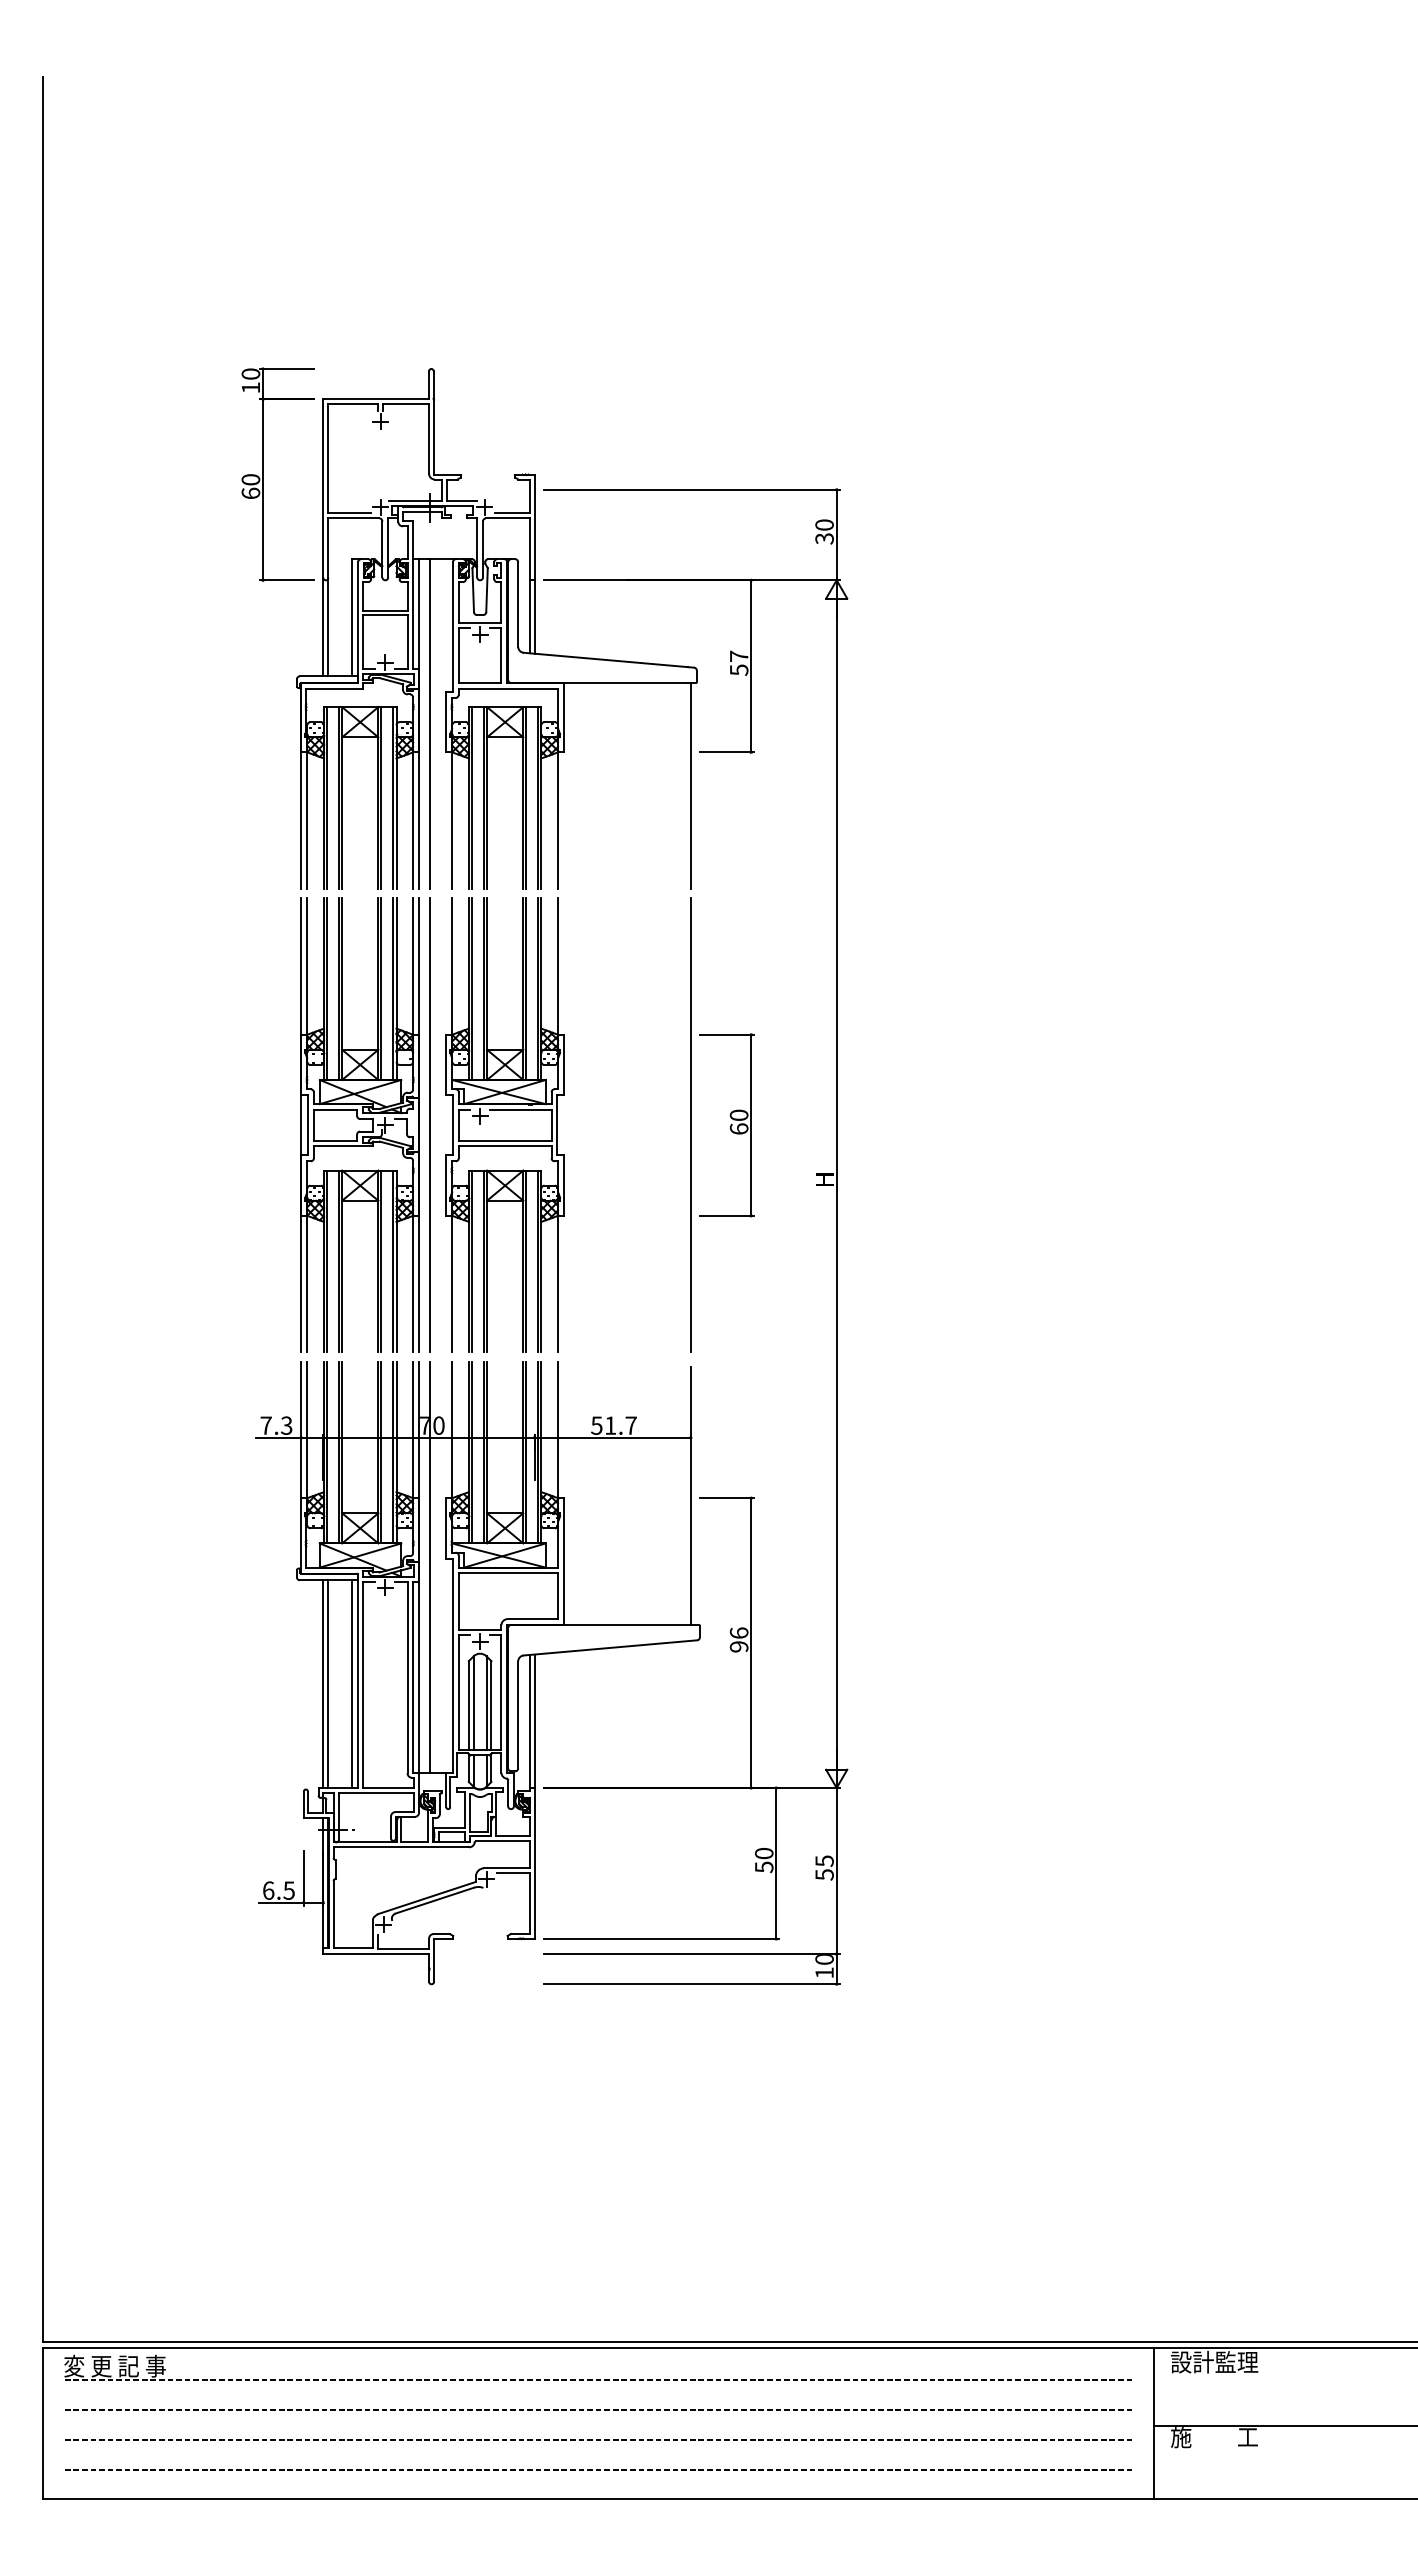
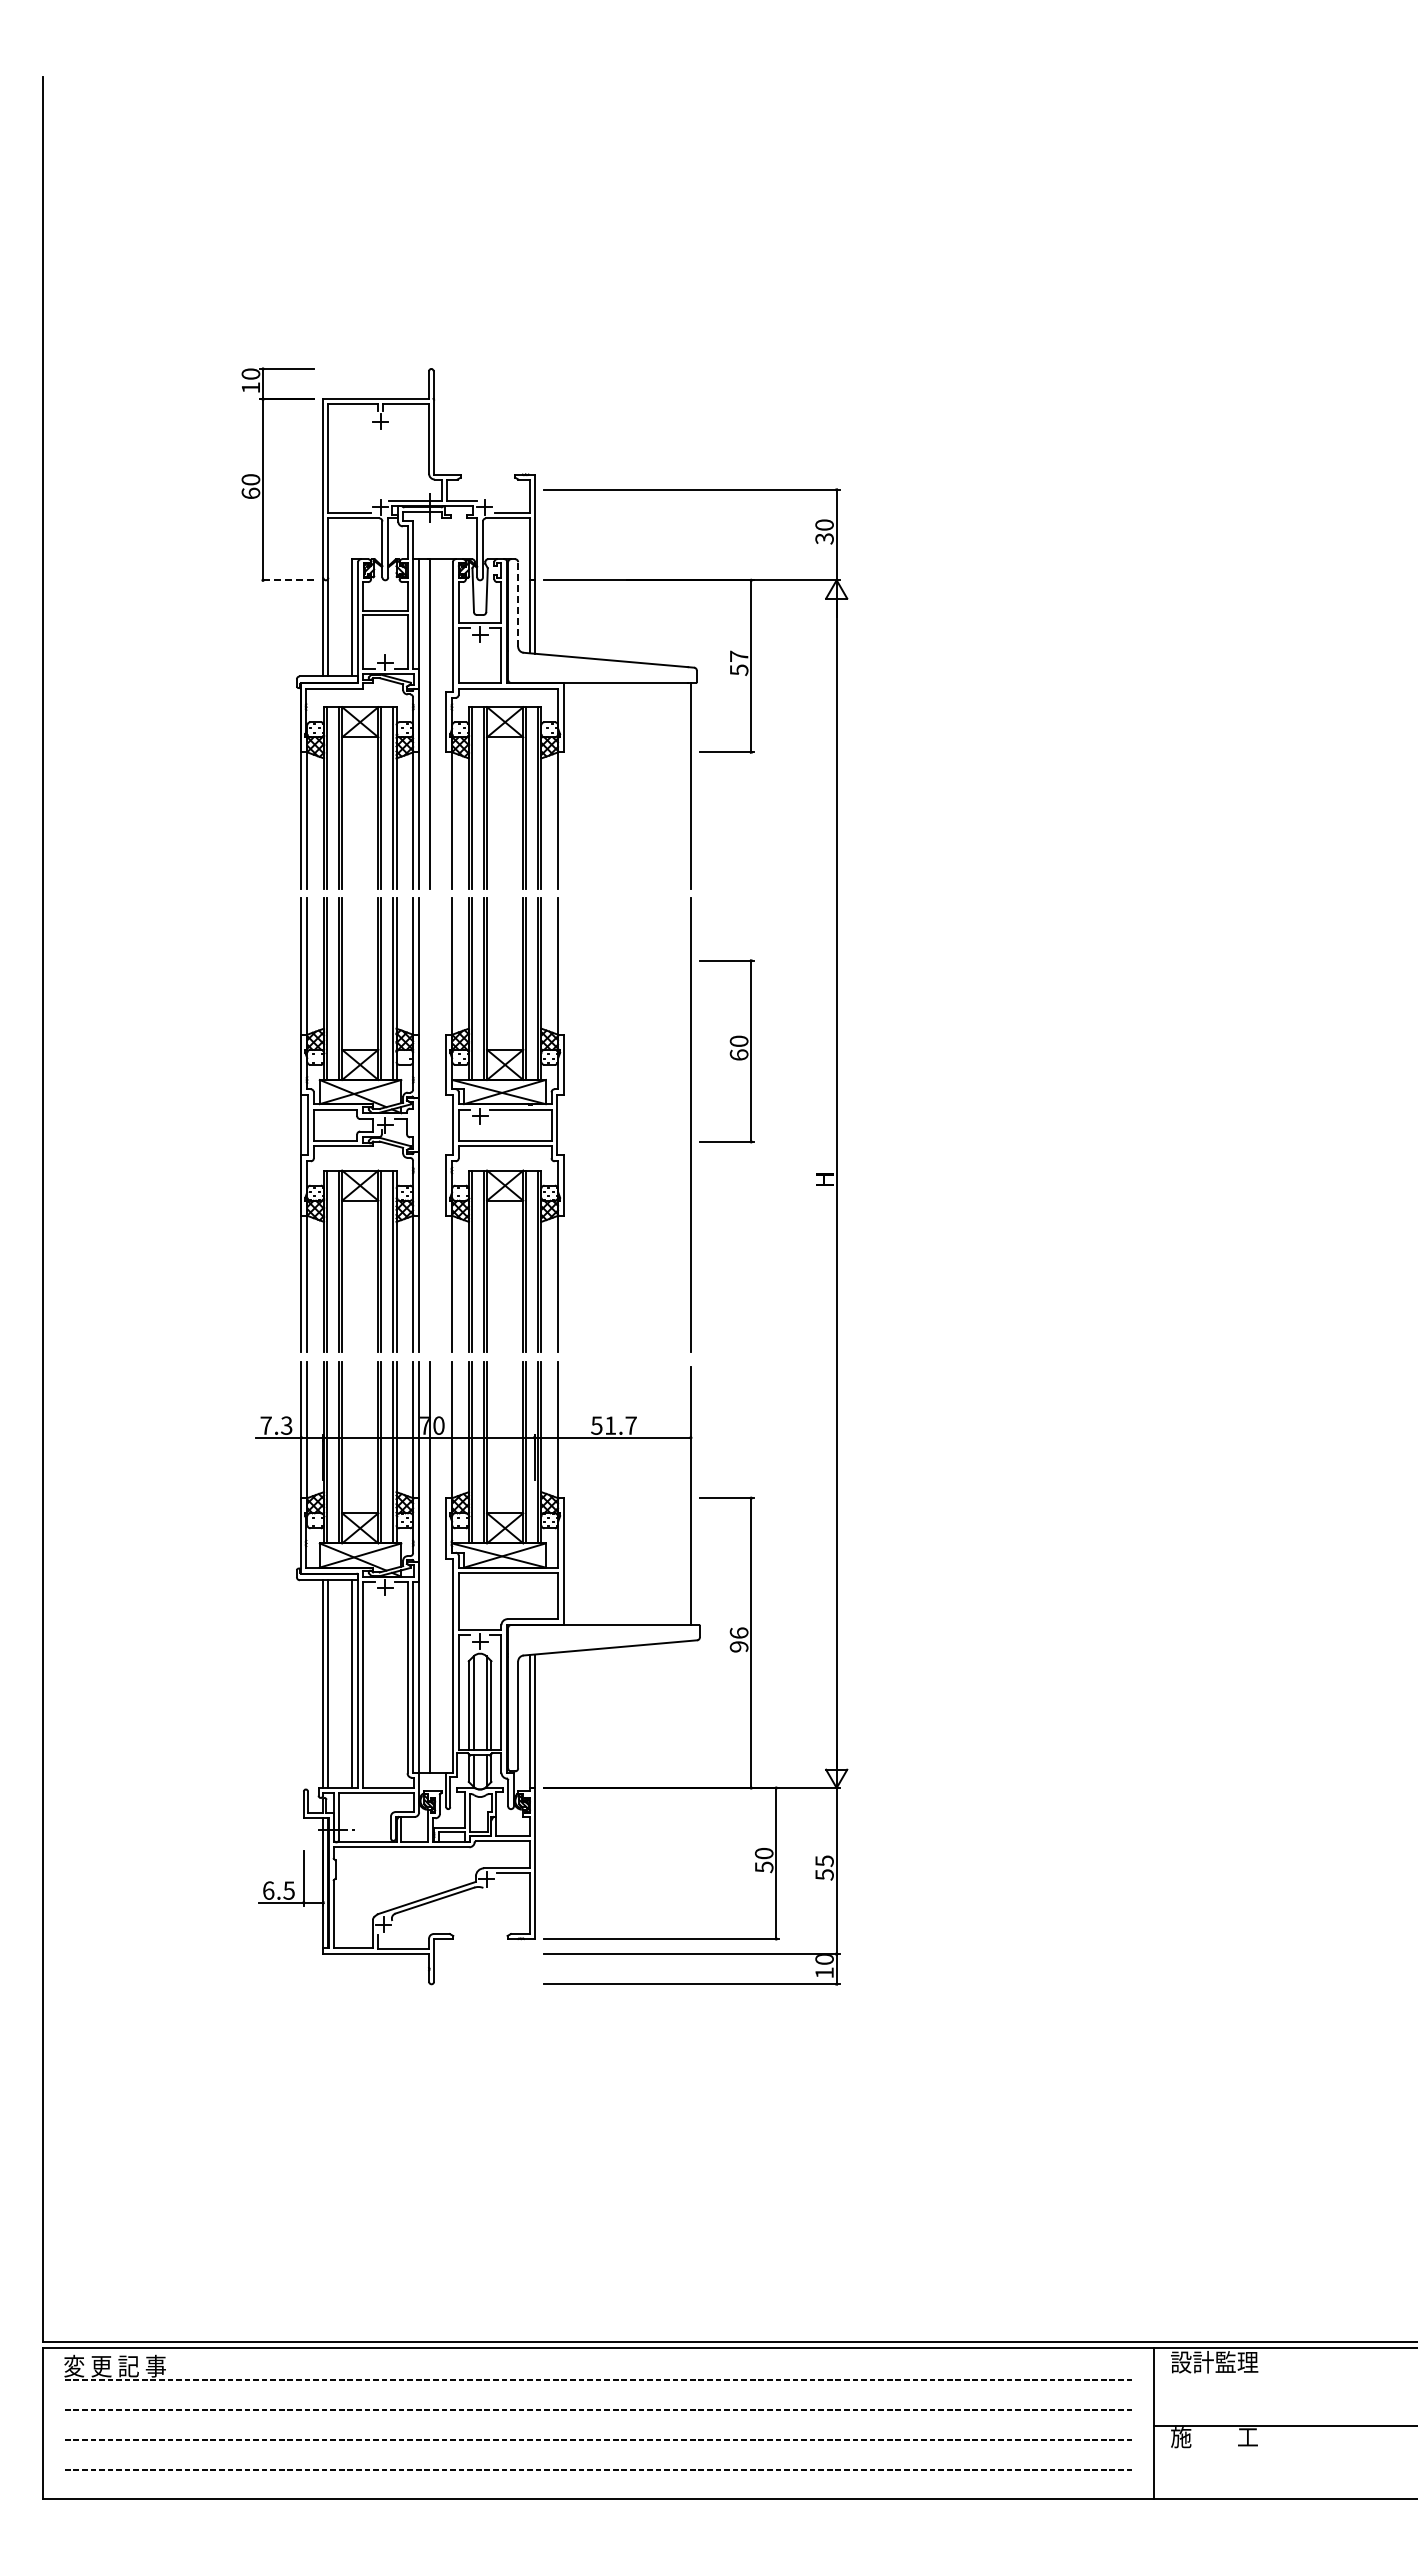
line: solid -> dashed (286, 580)
line: solid -> dashed (518, 603)
line: present -> none (429, 1124)
part position: (726, 1125) -> (726, 1051) (726, 1051)
